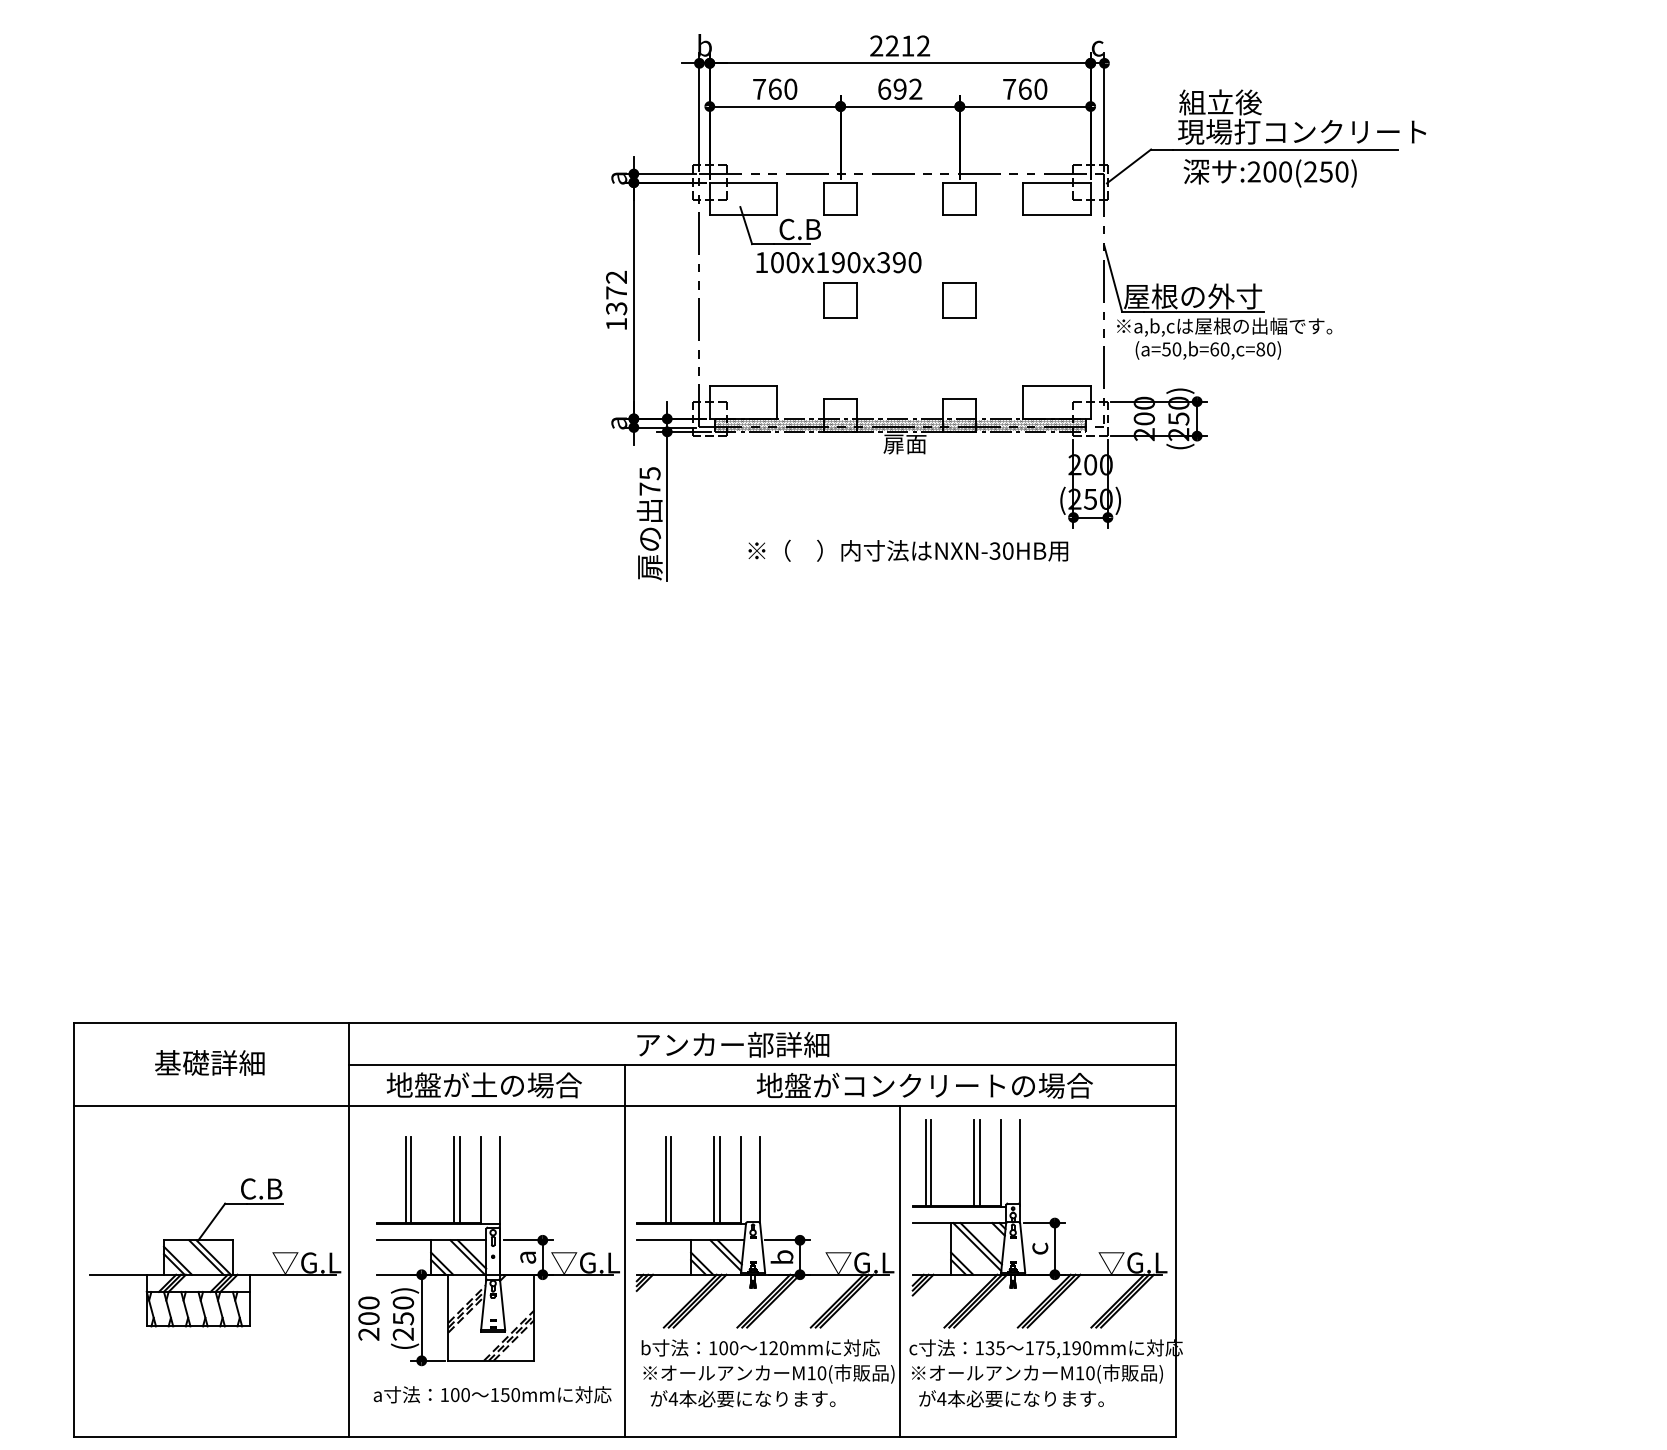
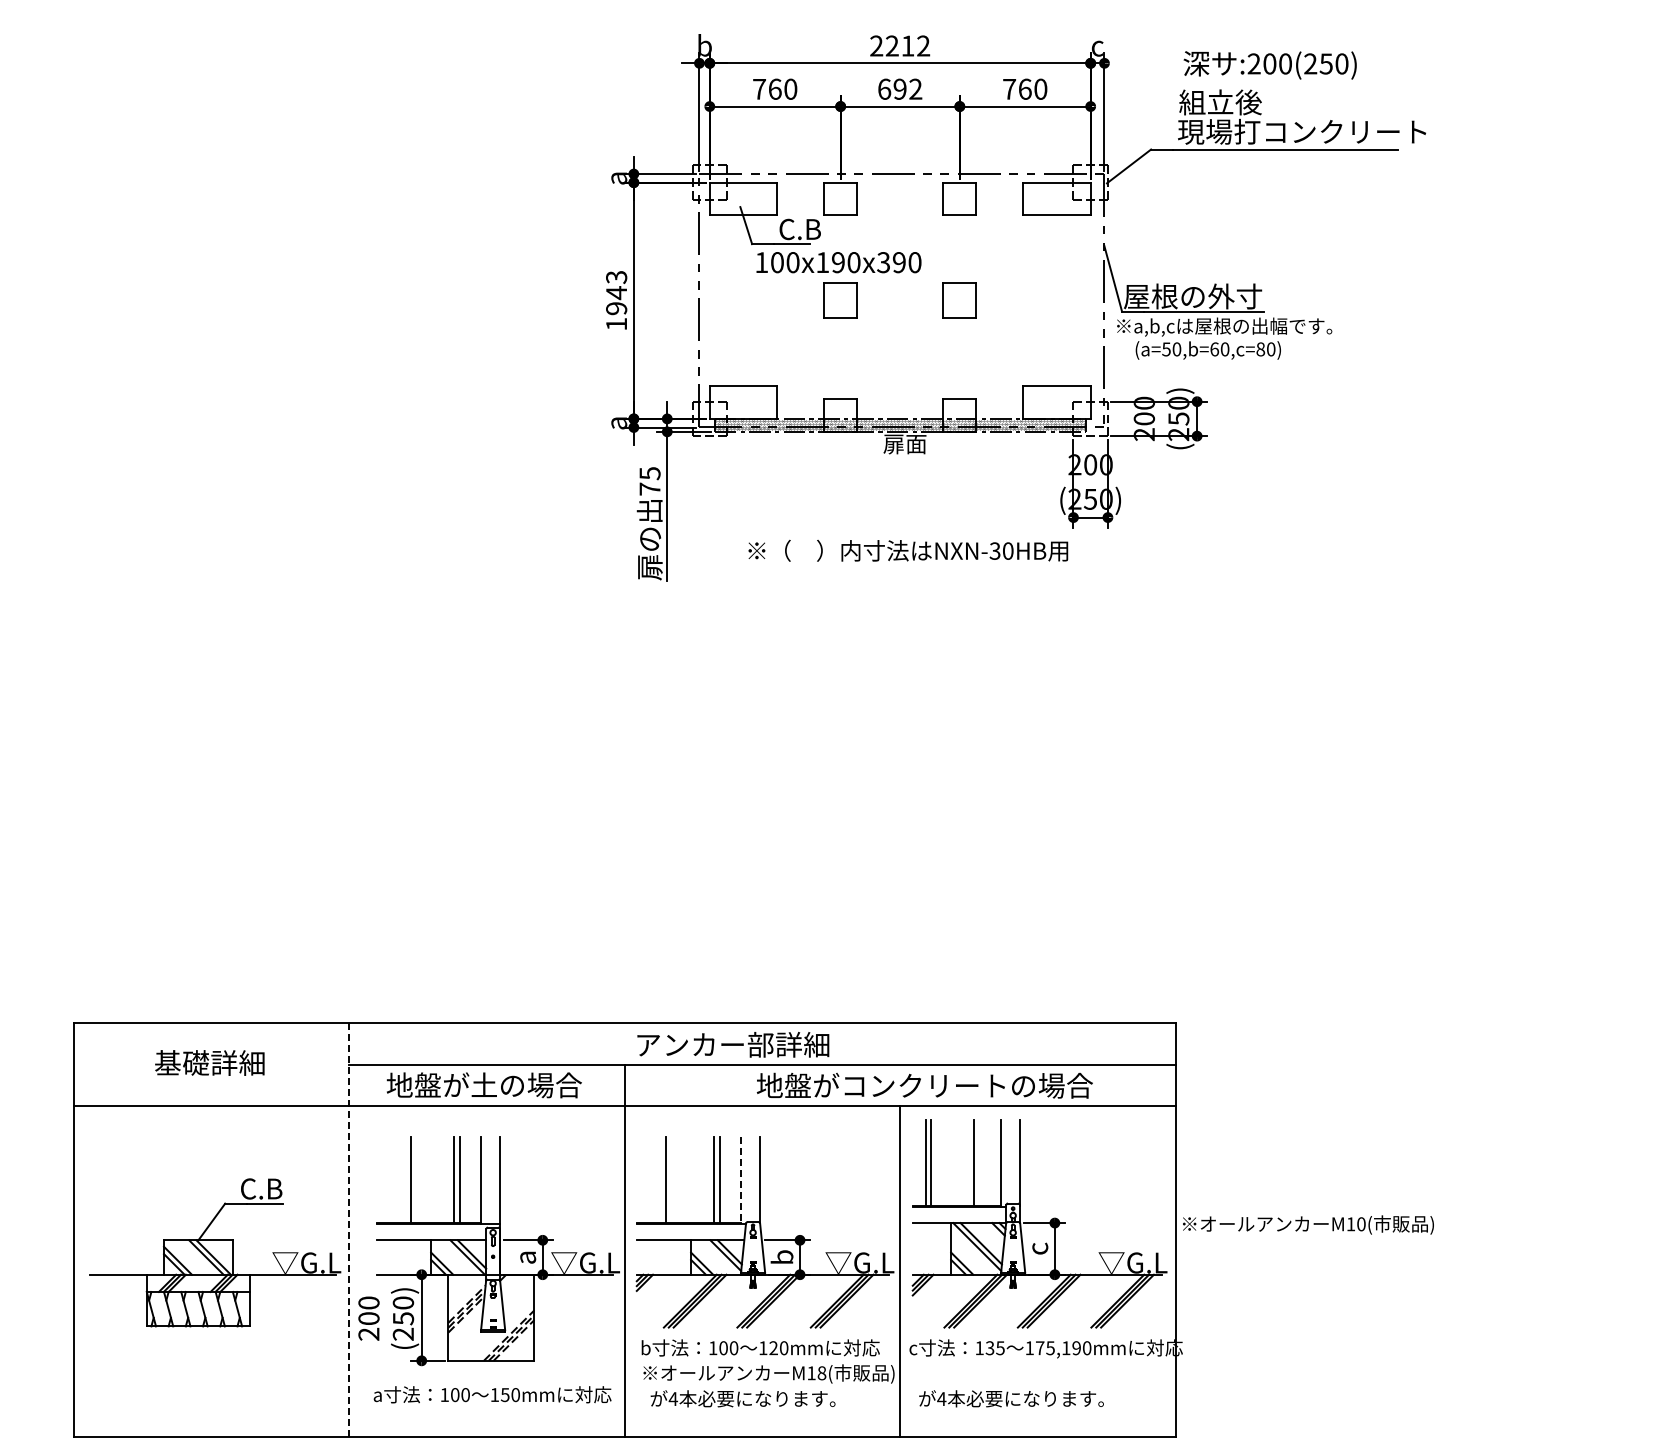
text position: (1269, 173) -> (1269, 65) (1269, 65)
text: 1372 -> 1943 (616, 292)
line: present -> none (979, 1162)
line: present -> none (406, 1179)
line: present -> none (671, 1179)
line: solid -> dashed (741, 1180)
line: solid -> dashed (349, 1230)
text: M10( -> M18( (821, 1373)
text position: (1037, 1373) -> (1308, 1224) (1308, 1224)
